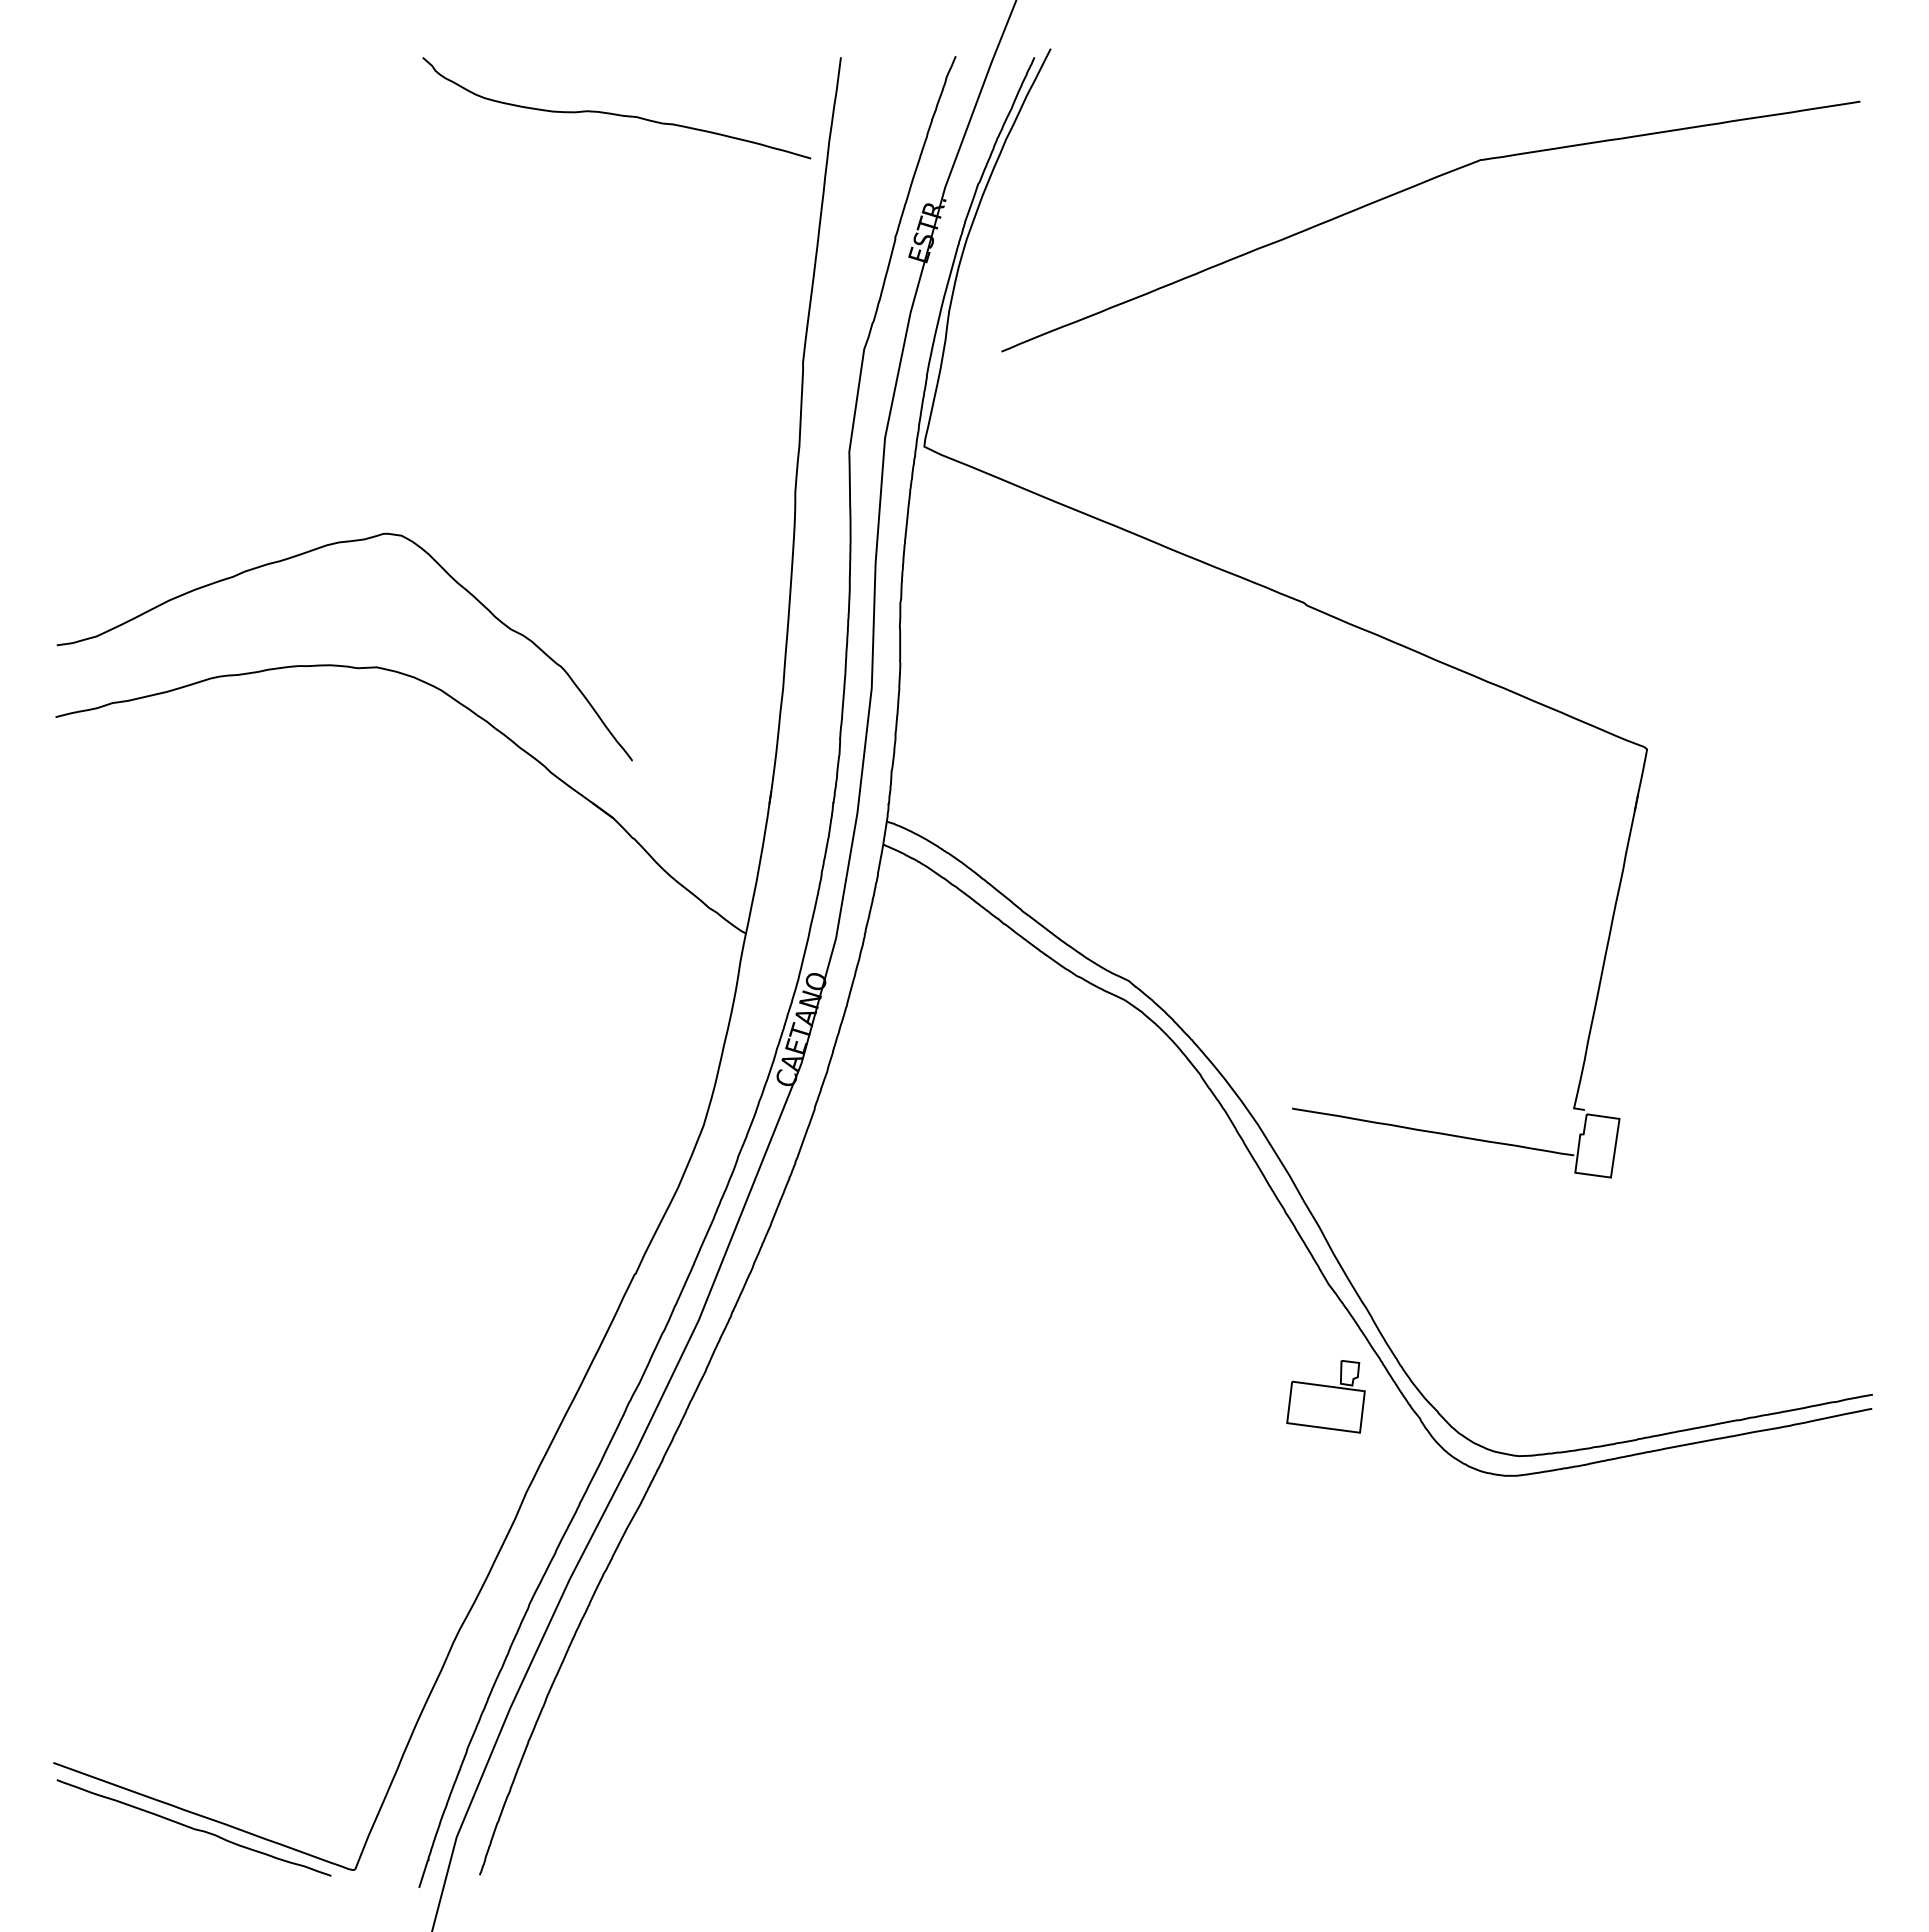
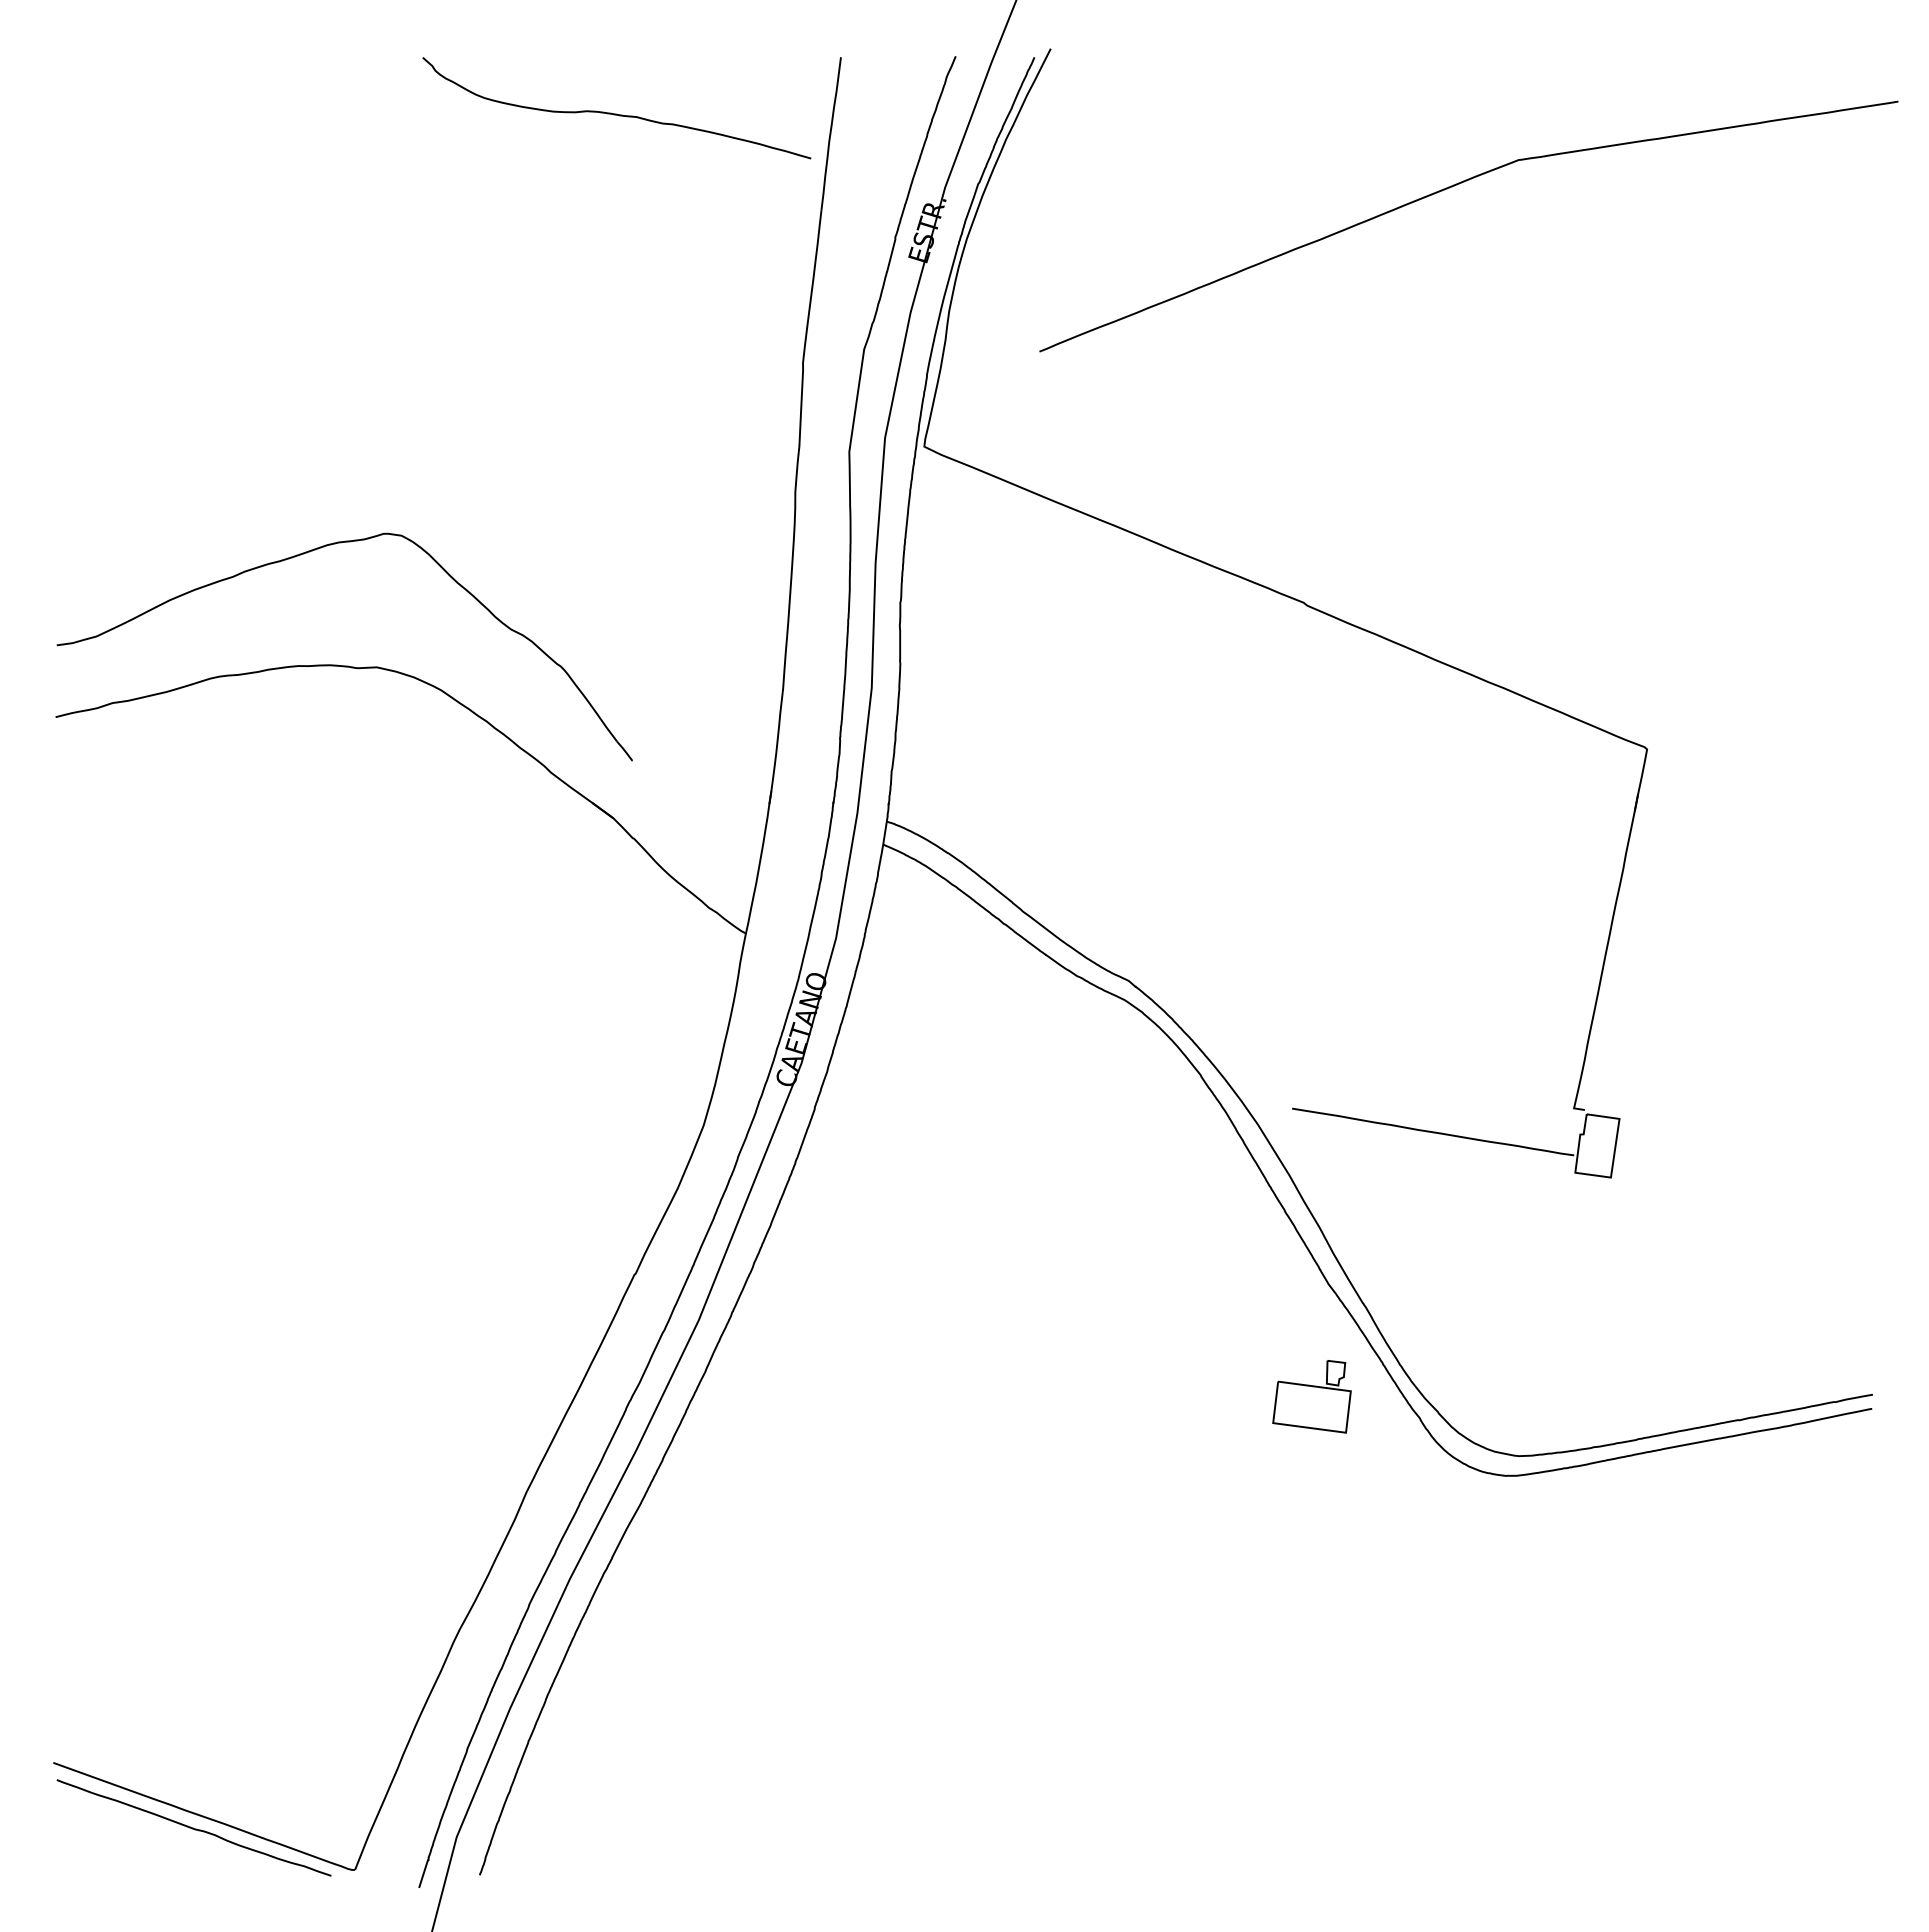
curve position: (1414, 187) -> (1452, 187) (1452, 187)
part position: (1325, 1396) -> (1311, 1396) (1311, 1396)
